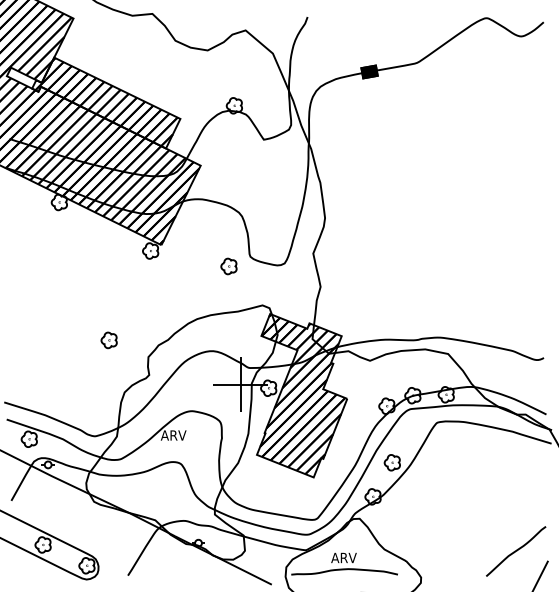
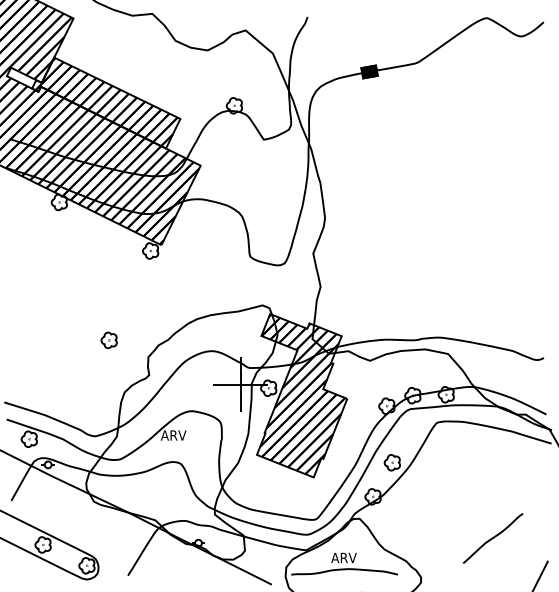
part: present -> none (228, 266)
curve position: (516, 551) -> (493, 538) (493, 538)
